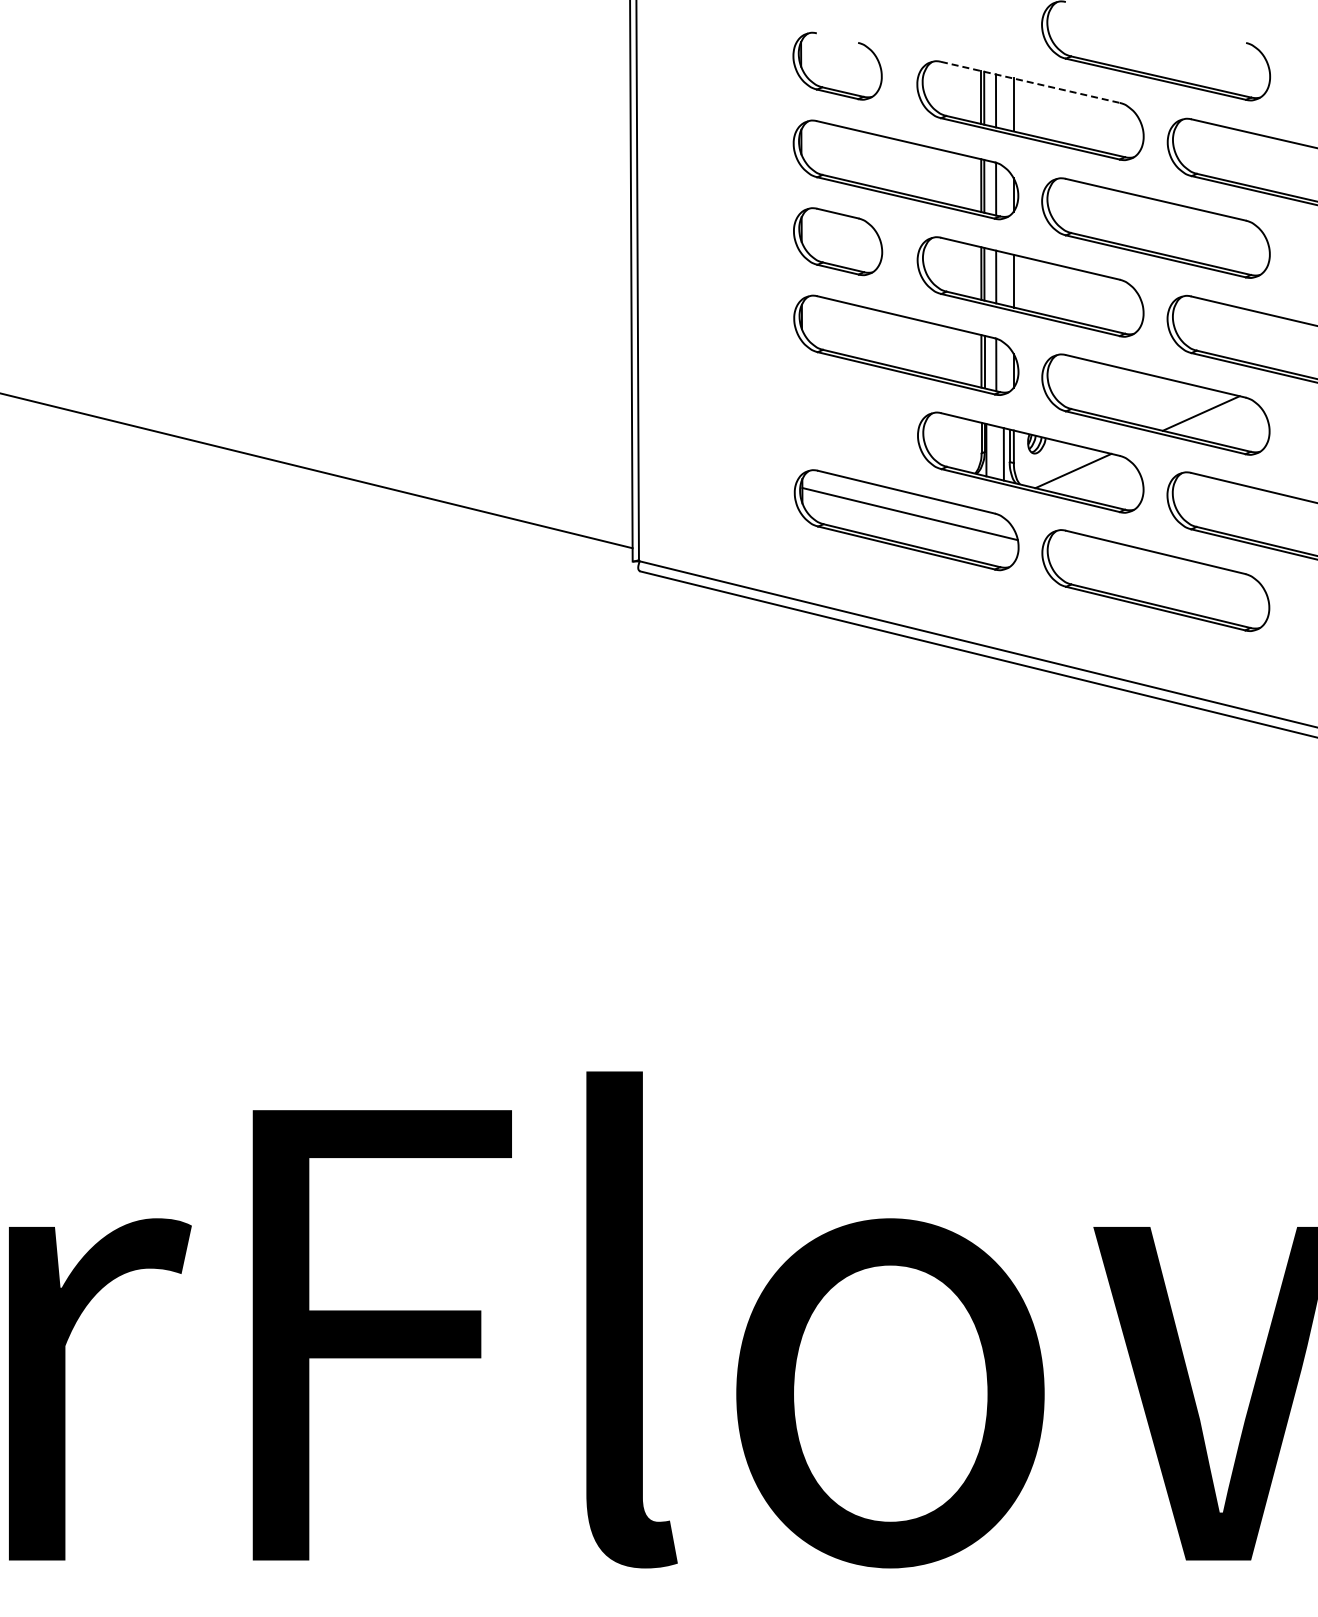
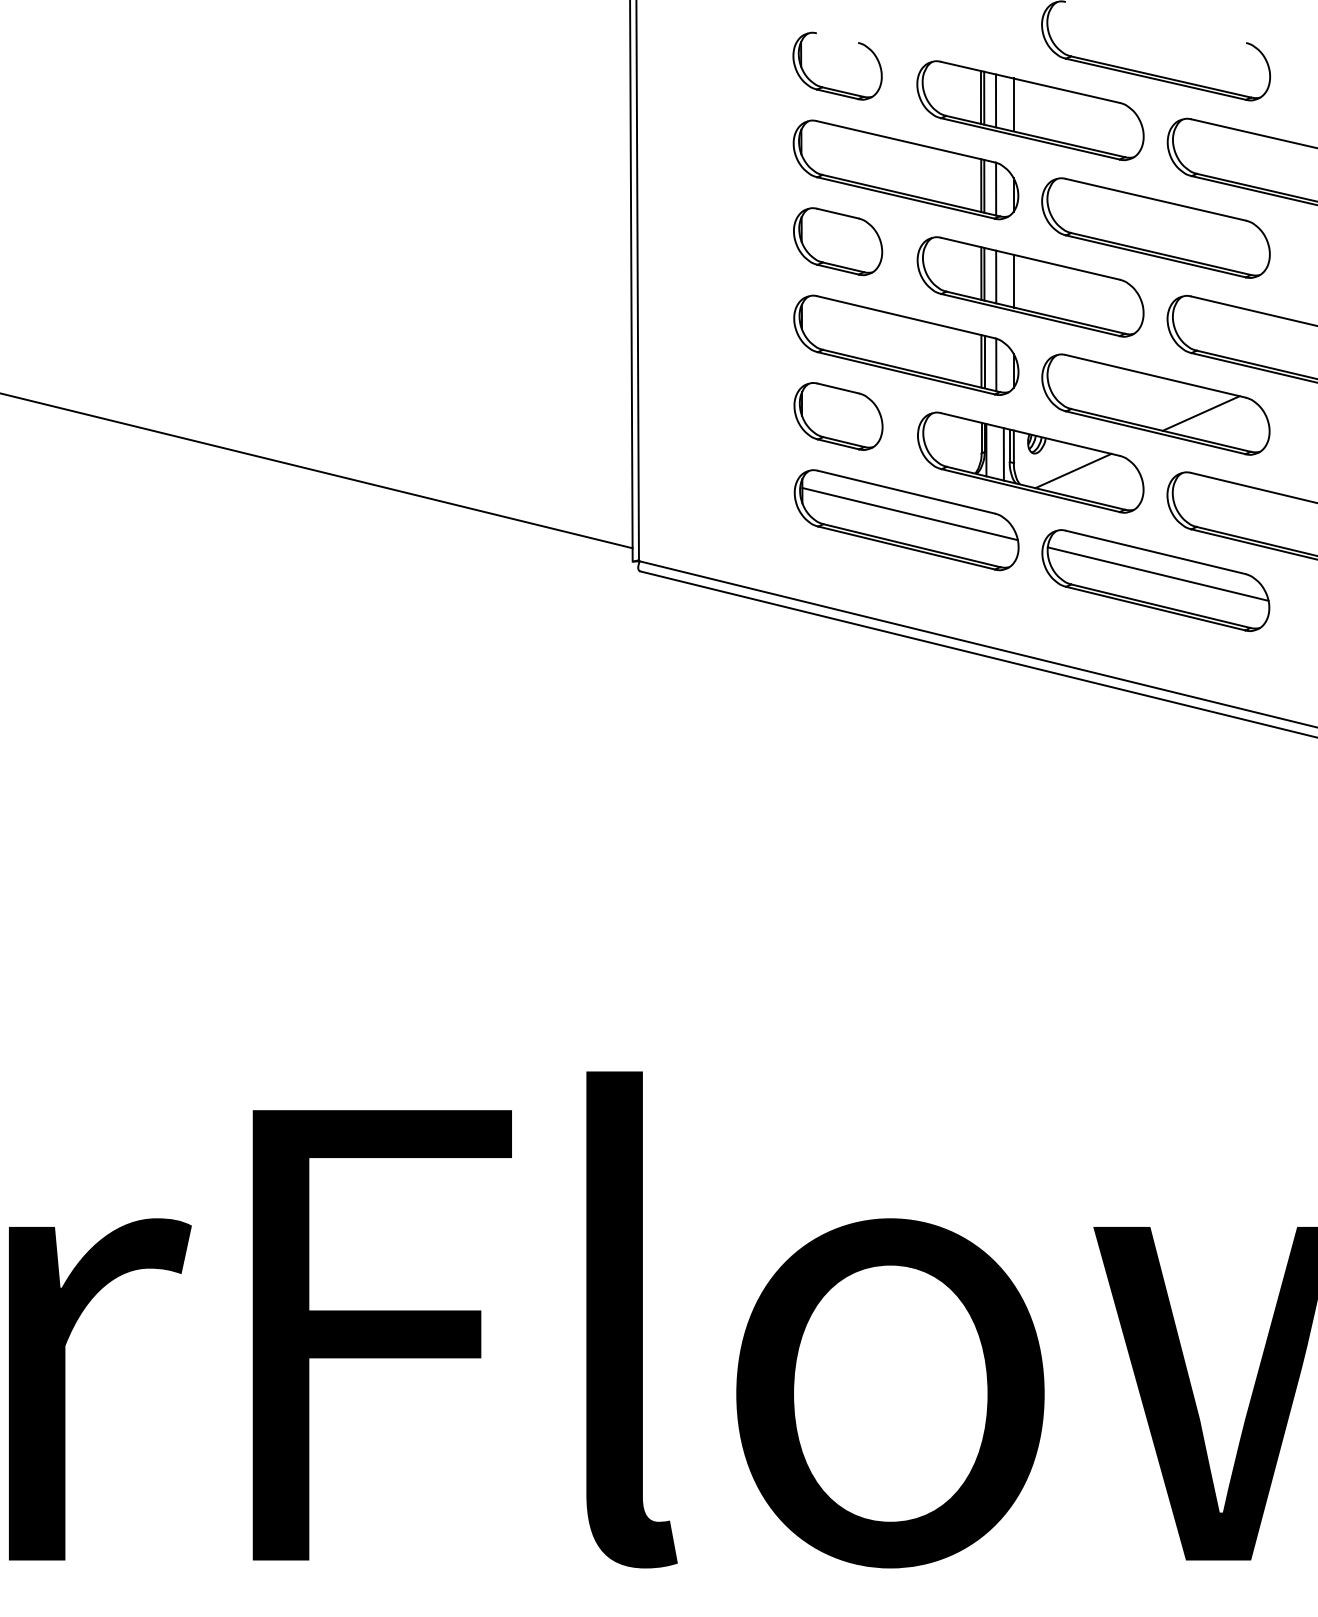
line: dashed -> solid (1030, 82)
part: none -> present (838, 416)
line: none -> present (1157, 573)
